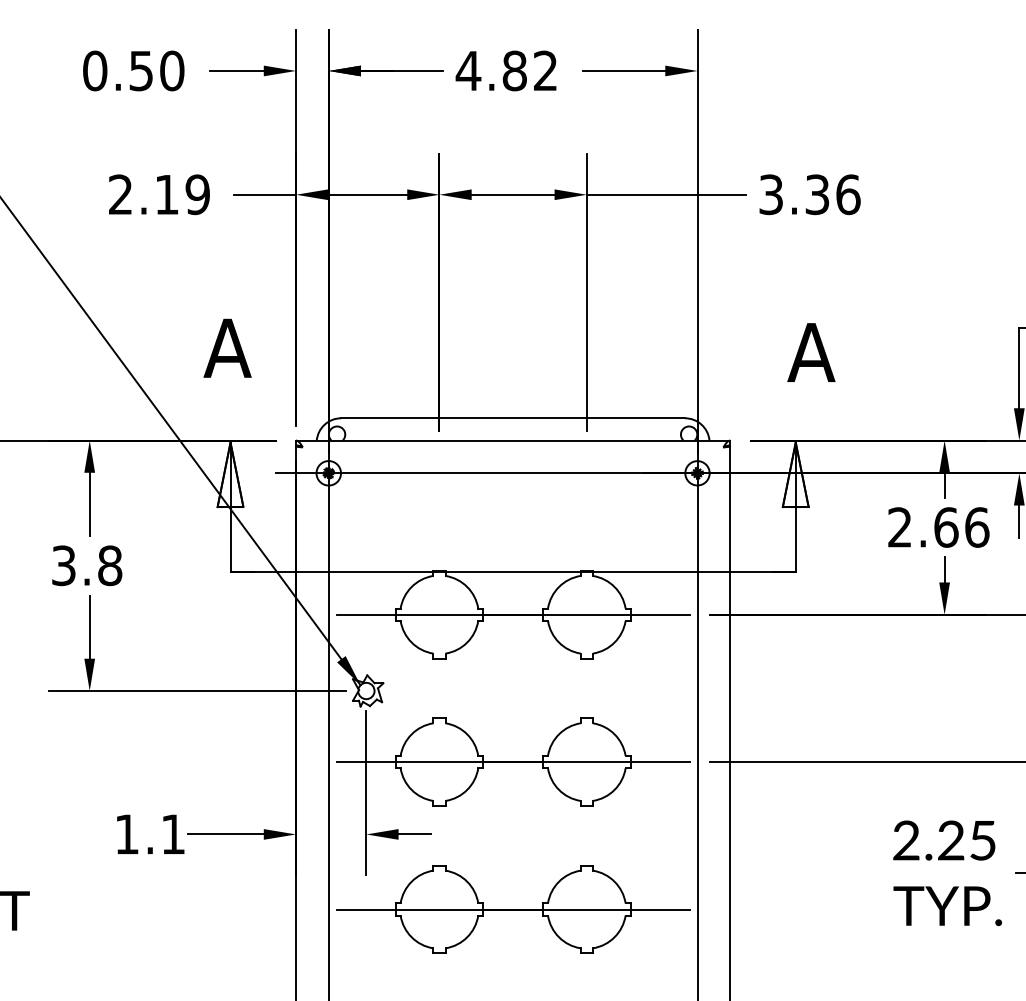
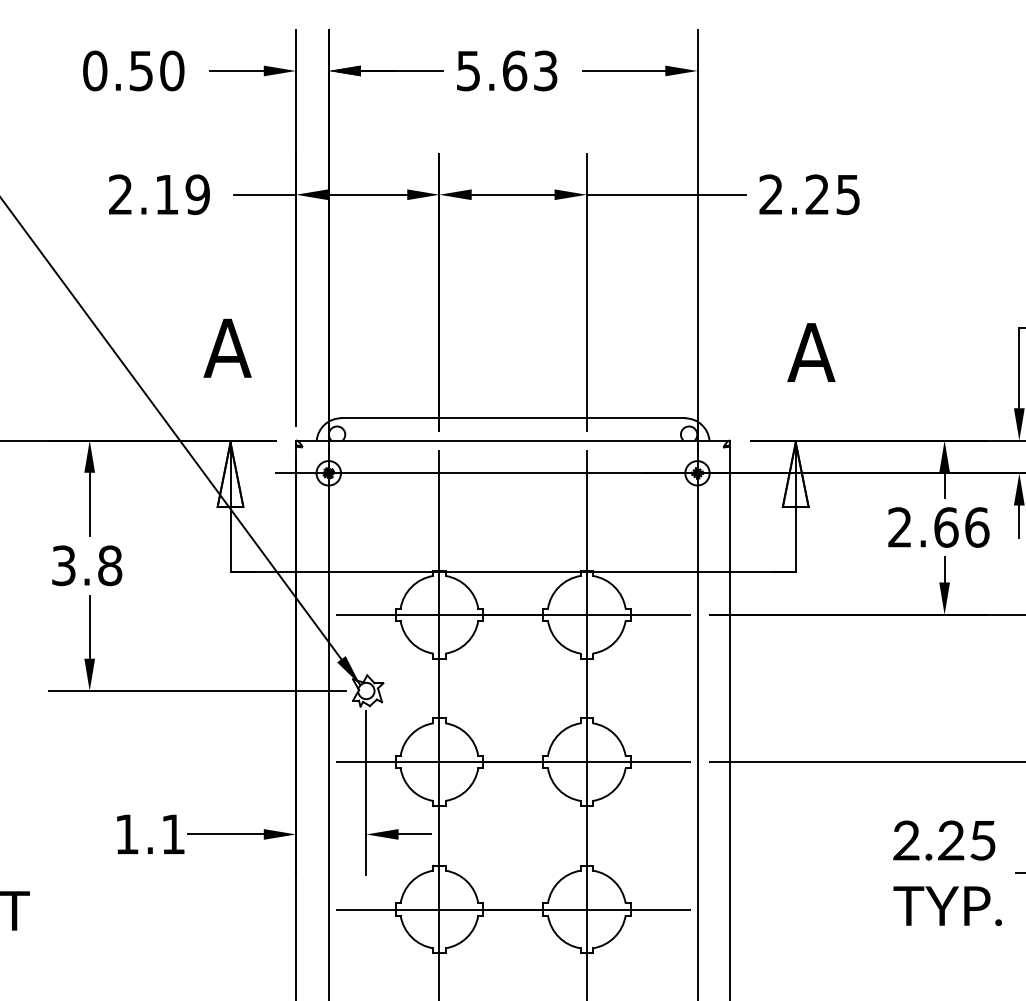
text: 4.82 -> 5.63 (506, 70)
text: 3.36 -> 2.25 (809, 194)
line: none -> present (439, 724)
line: none -> present (586, 724)
